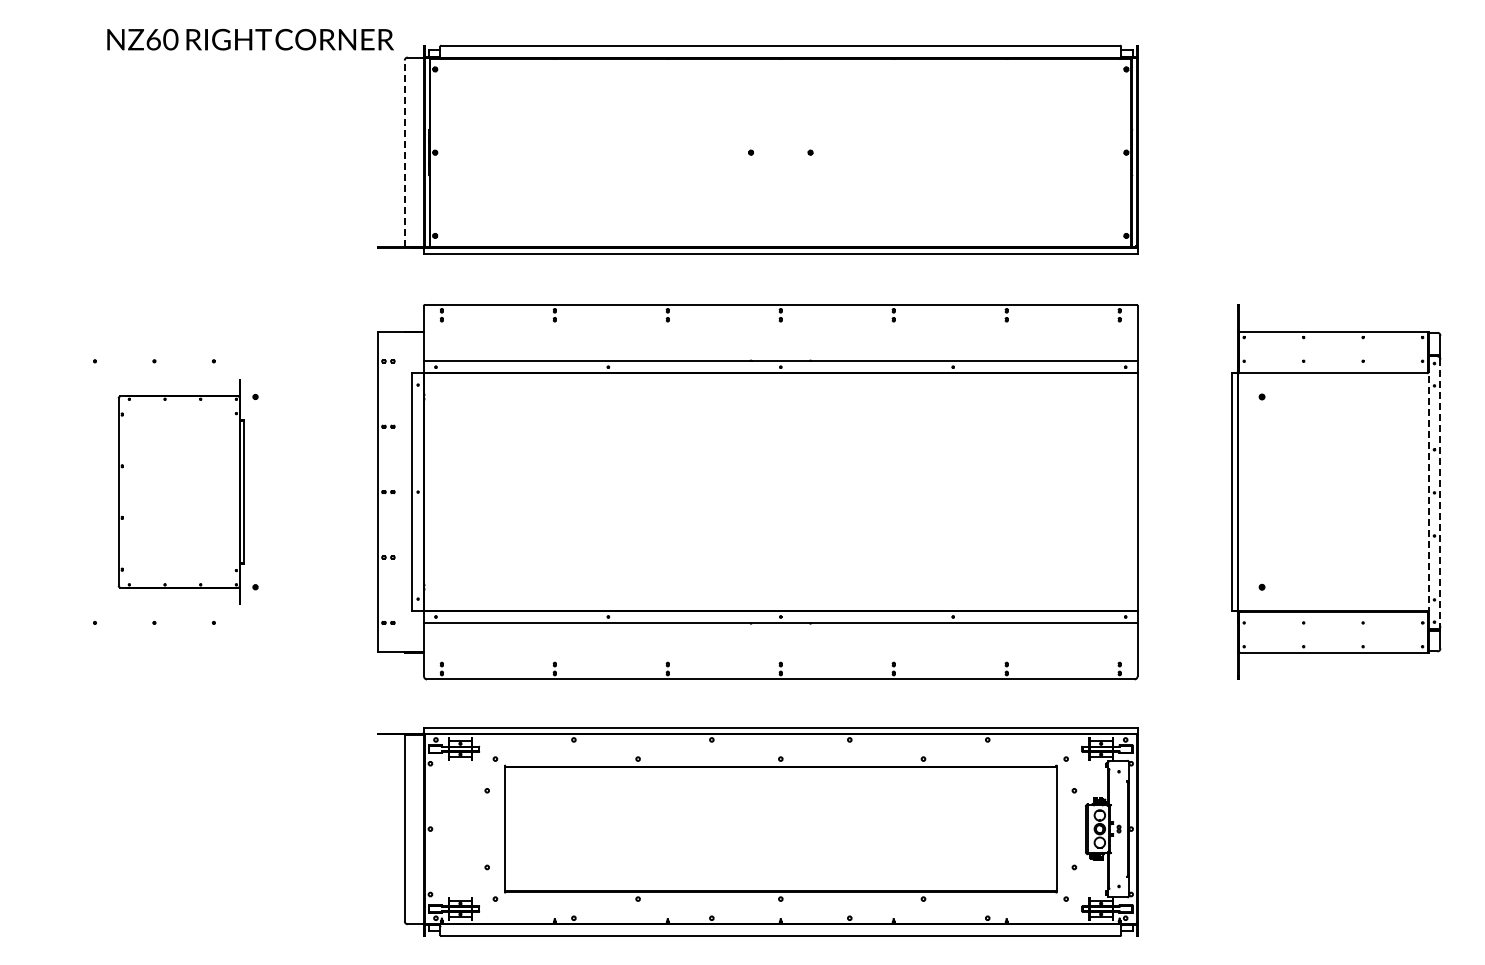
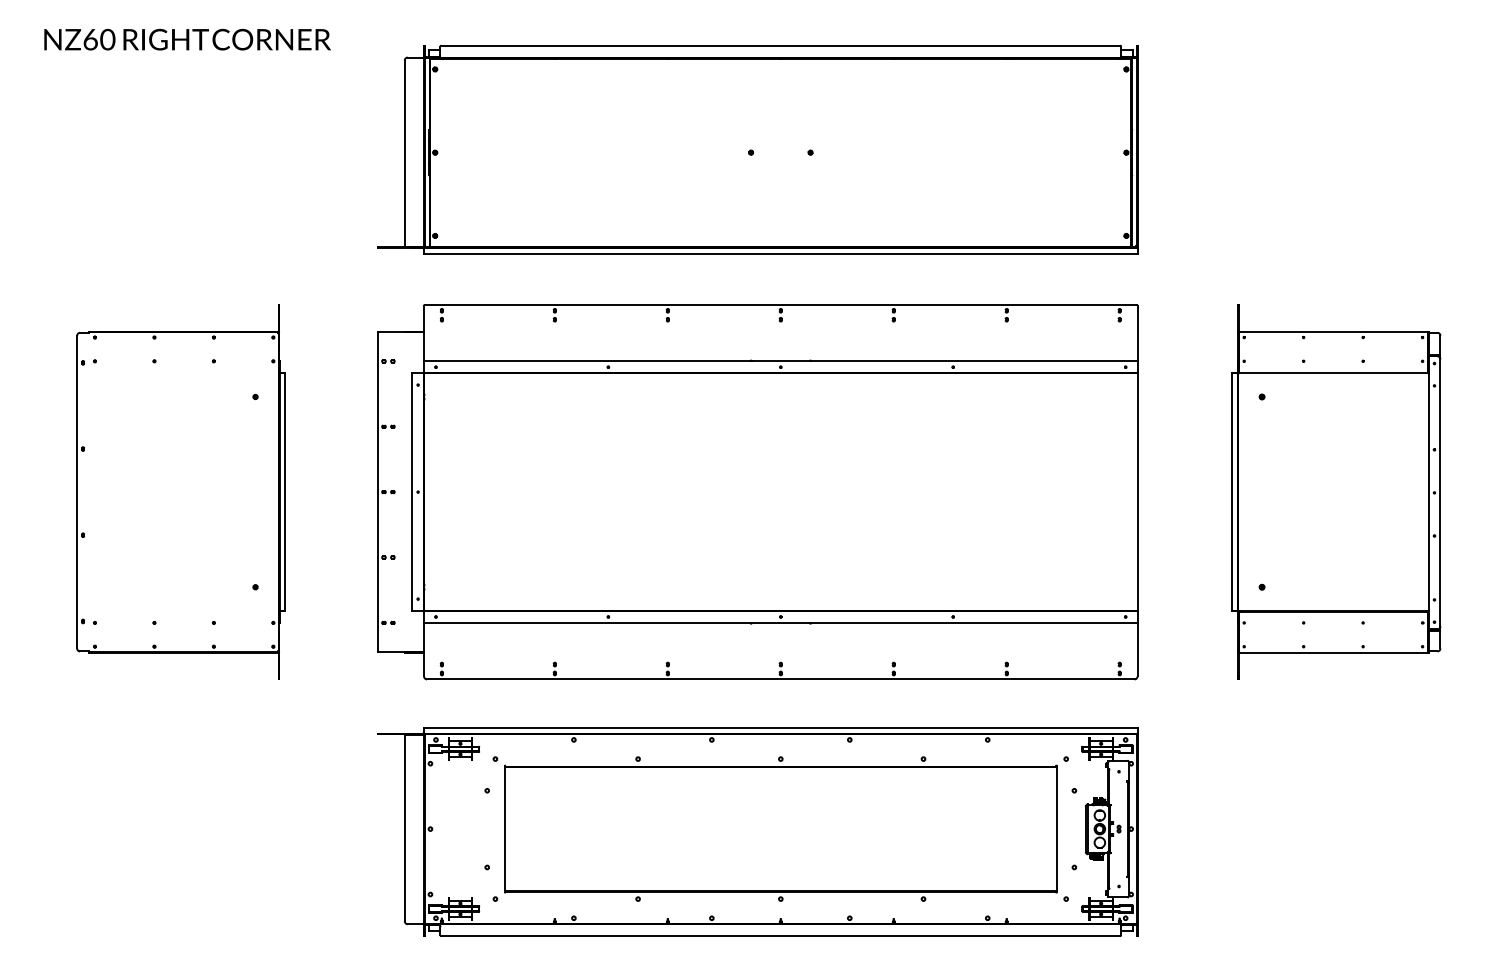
text position: (250, 39) -> (187, 39) (187, 39)
line: dashed -> solid (404, 153)
part size: 128x226 px -> 210x376 px (180, 491)
line: dashed -> solid (1428, 492)
line: dashed -> solid (1440, 492)
